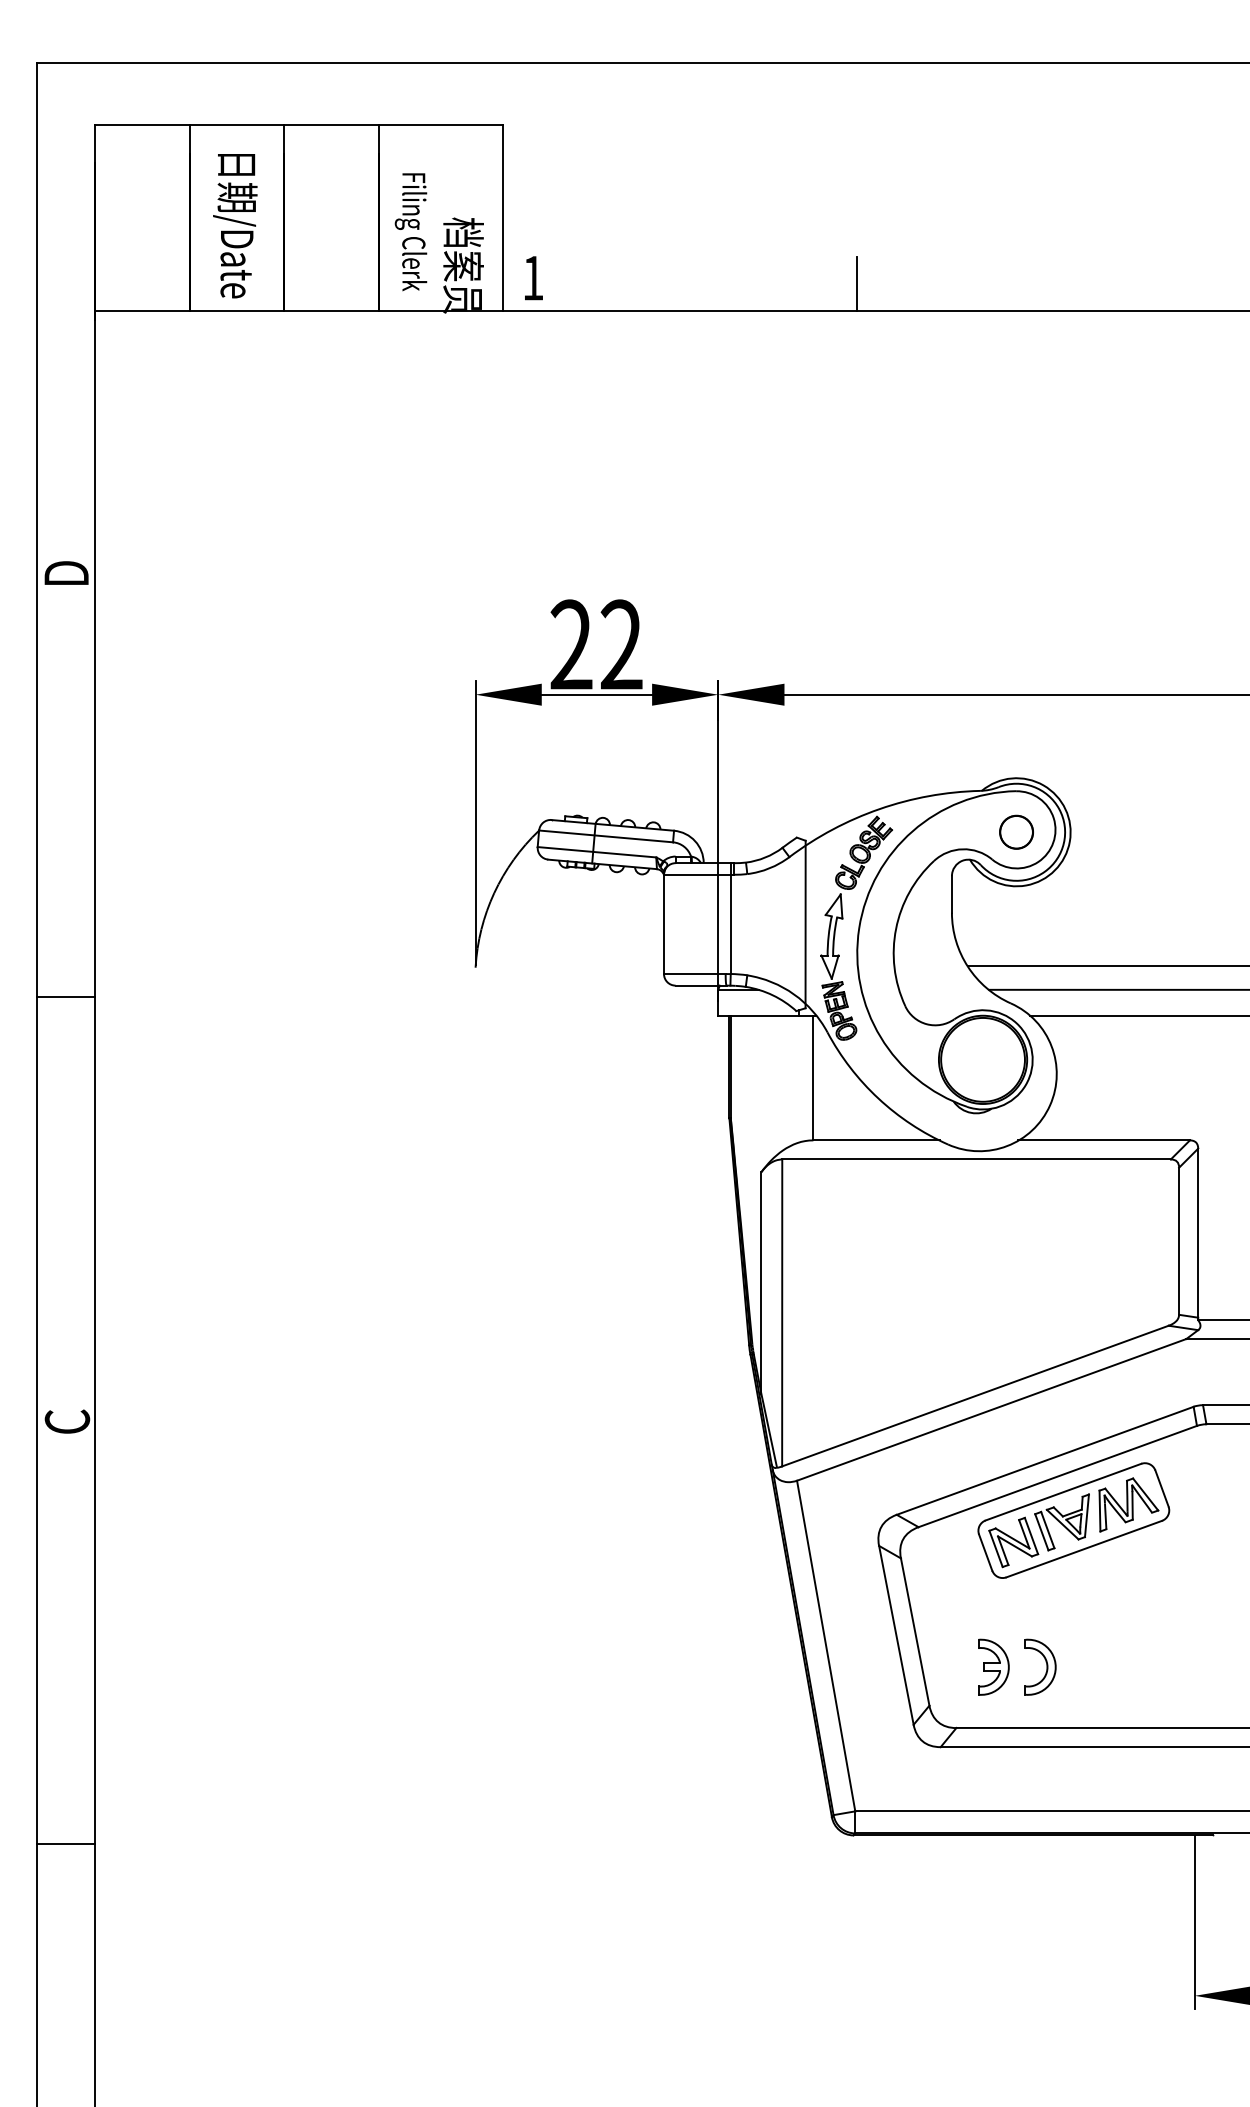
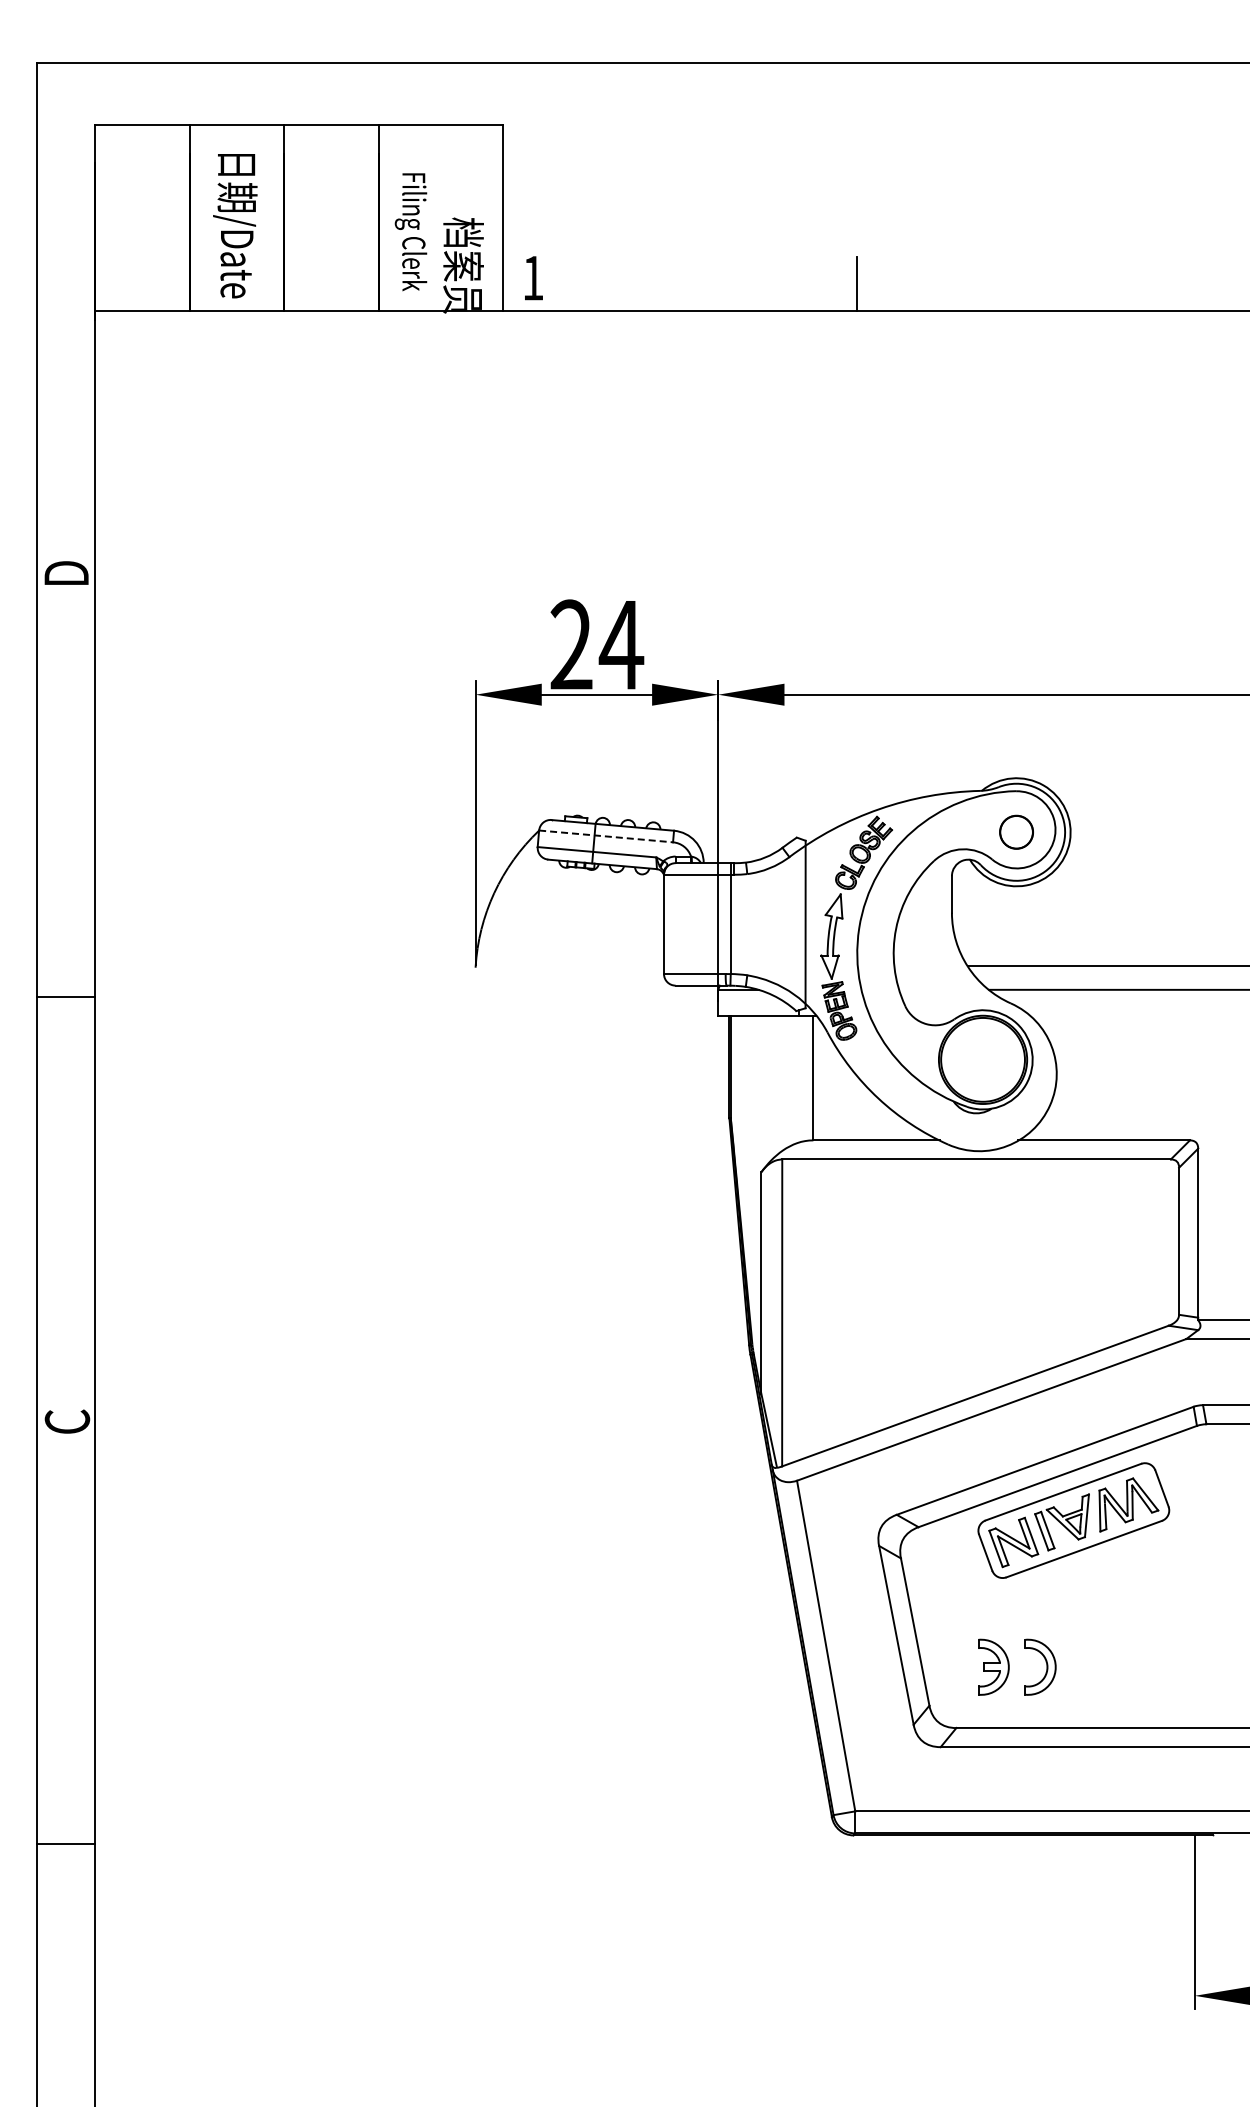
text: 22 -> 24 (621, 644)
line: solid -> dashed (606, 836)
line: present -> none (1137, 1015)
